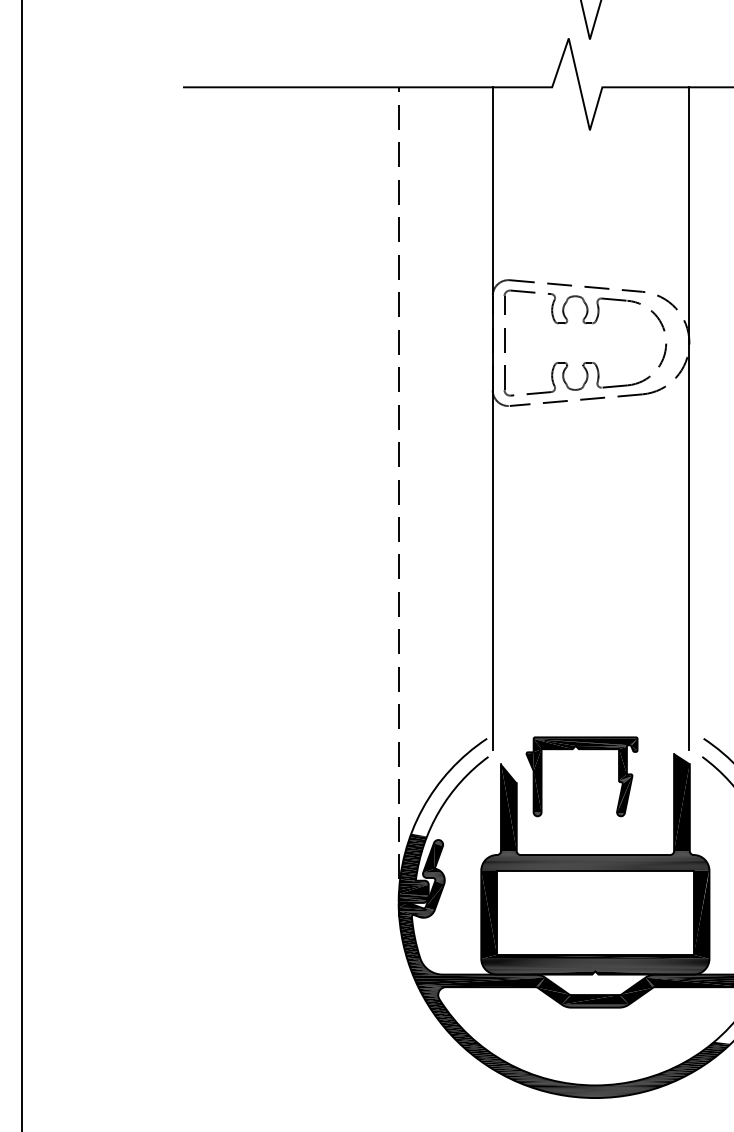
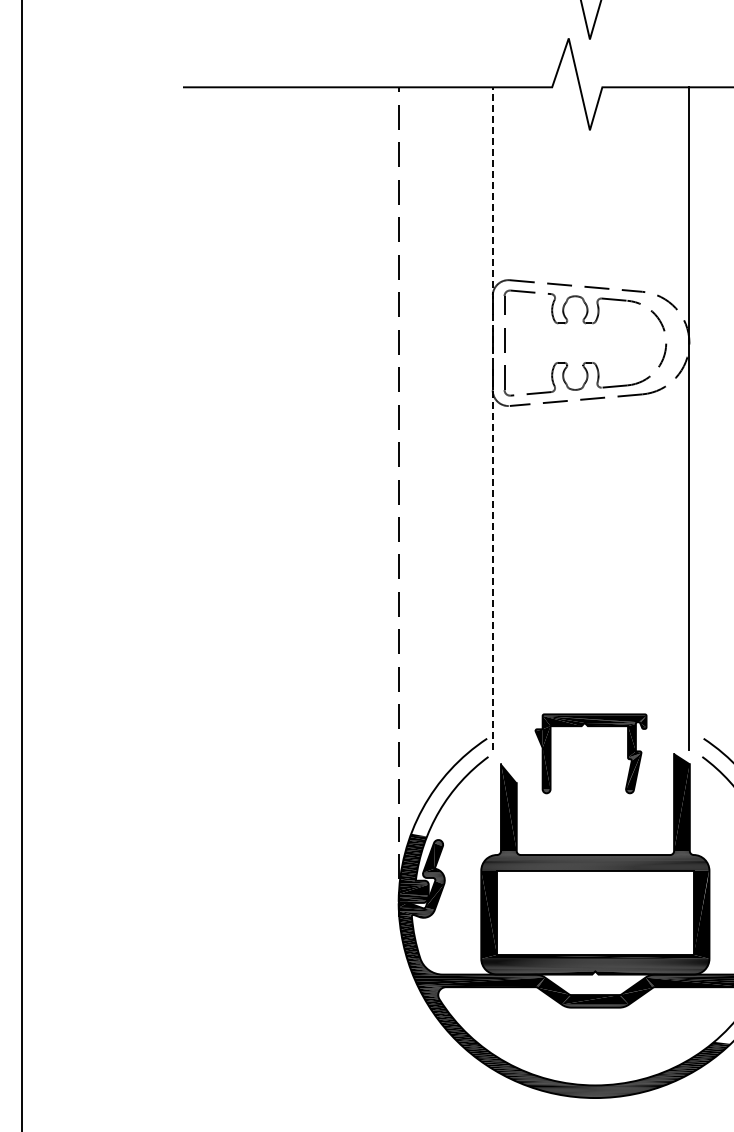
line: solid -> dashed (492, 417)
part position: (581, 750) -> (590, 727) (590, 727)
